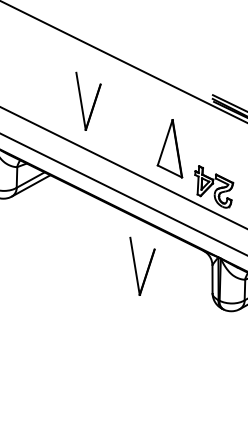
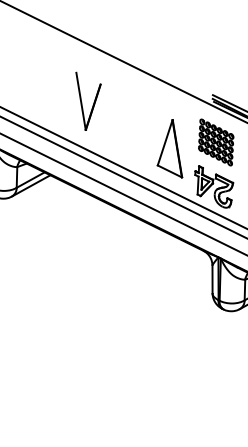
part: none -> present (216, 142)
line: none -> present (123, 177)
part: present -> none (142, 265)
